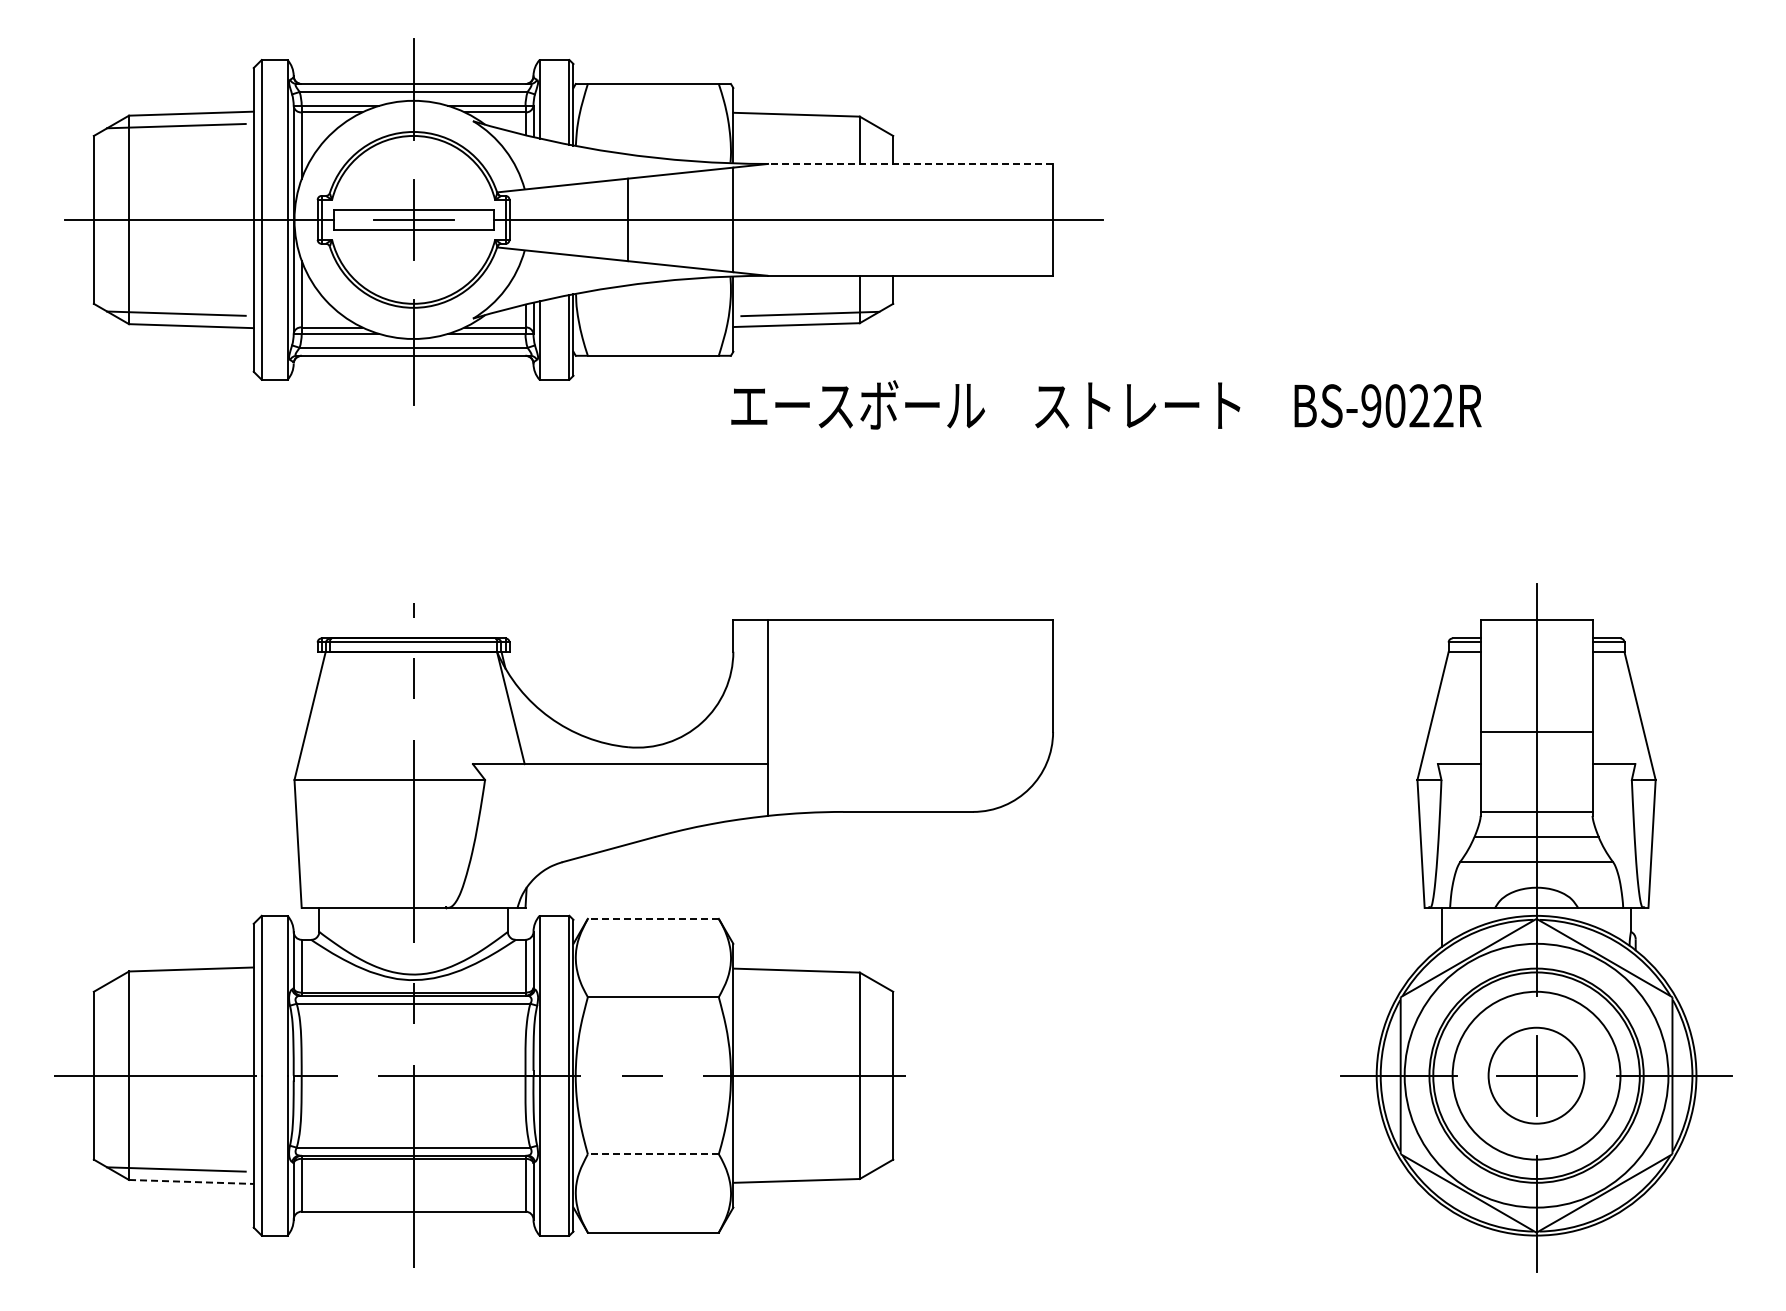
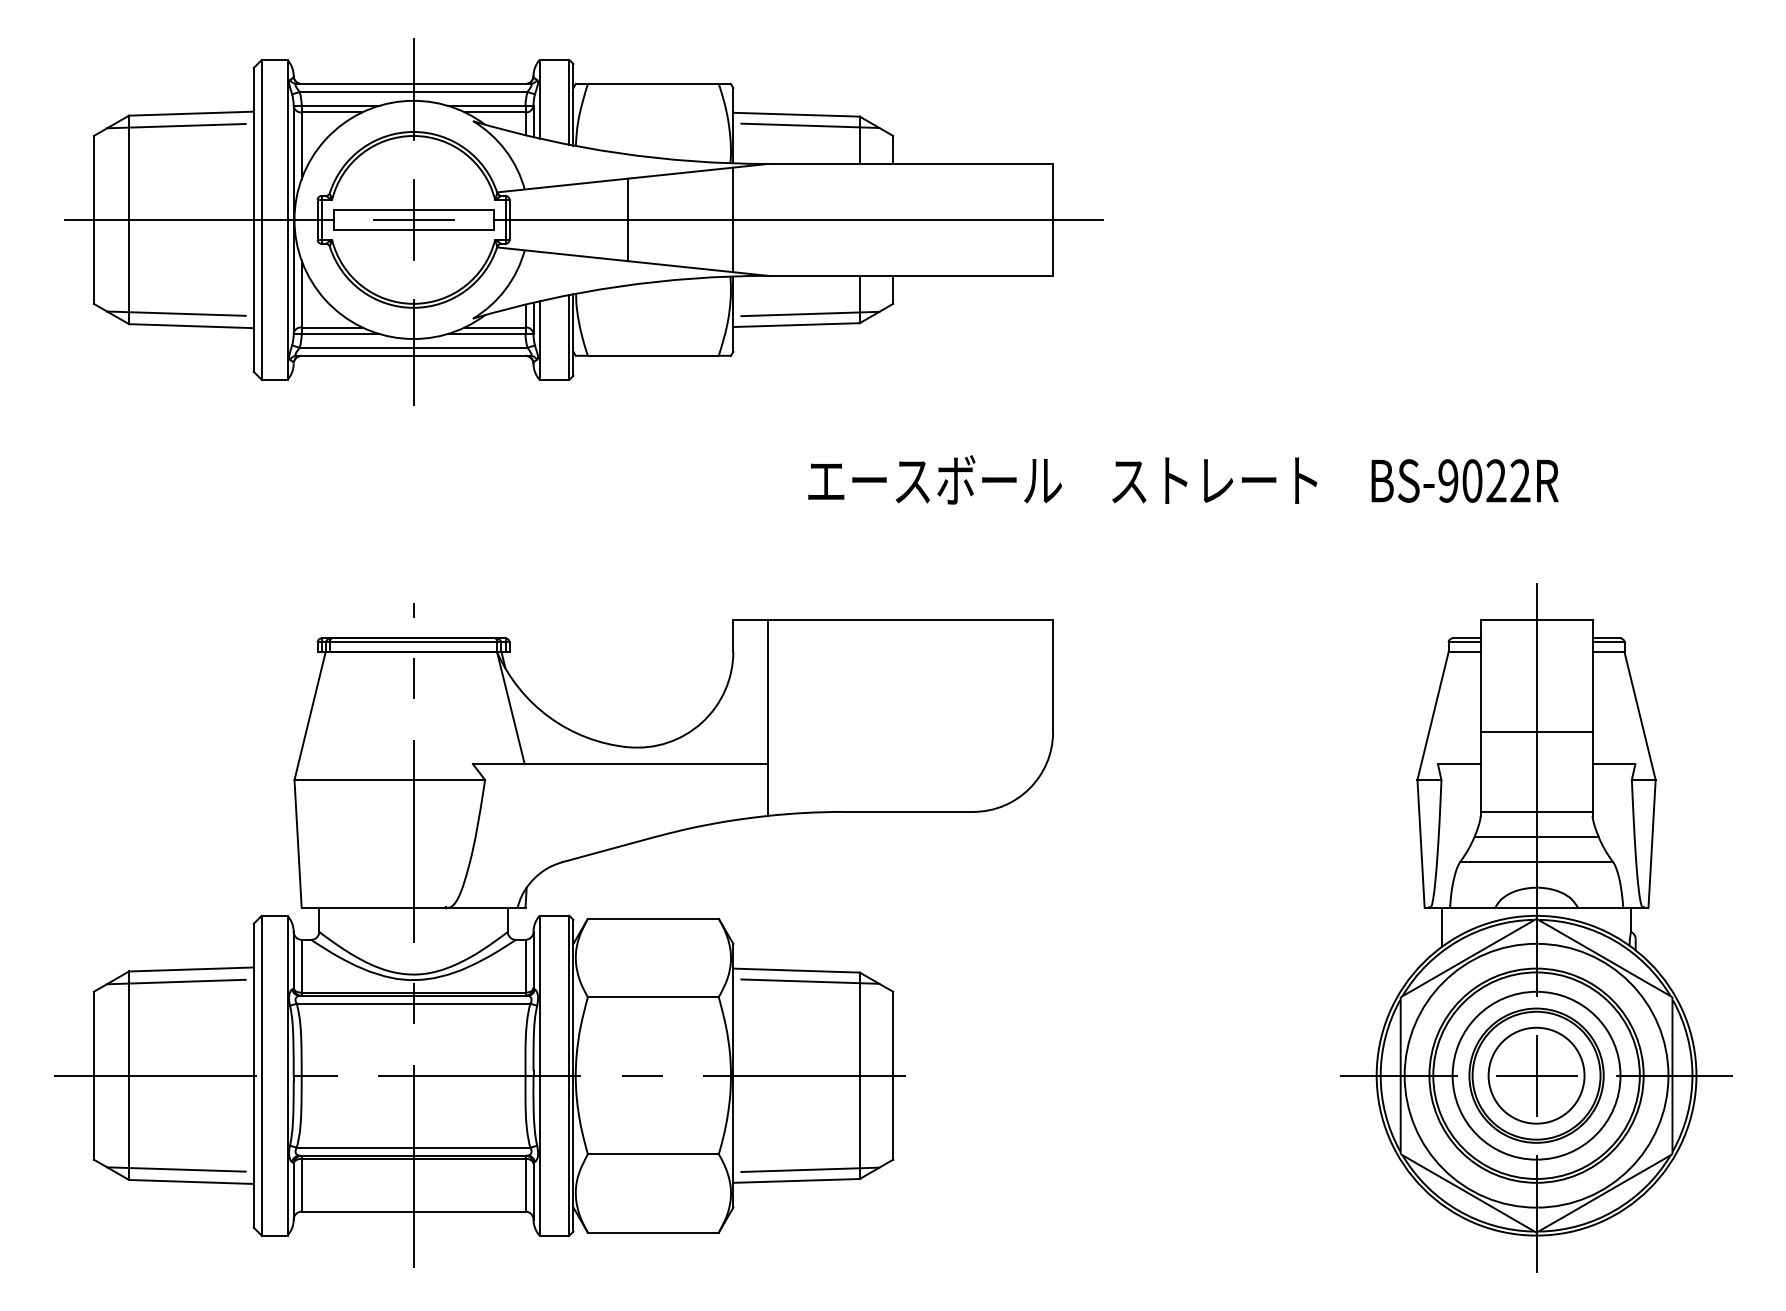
line: none -> present (810, 125)
line: dashed -> solid (910, 163)
text position: (1106, 404) -> (1183, 479) (1183, 479)
line: dashed -> solid (652, 918)
line: none -> present (175, 981)
line: none -> present (810, 981)
part: none -> present (1536, 1075)
line: dashed -> solid (652, 1154)
line: none -> present (810, 1169)
line: dashed -> solid (191, 1181)
